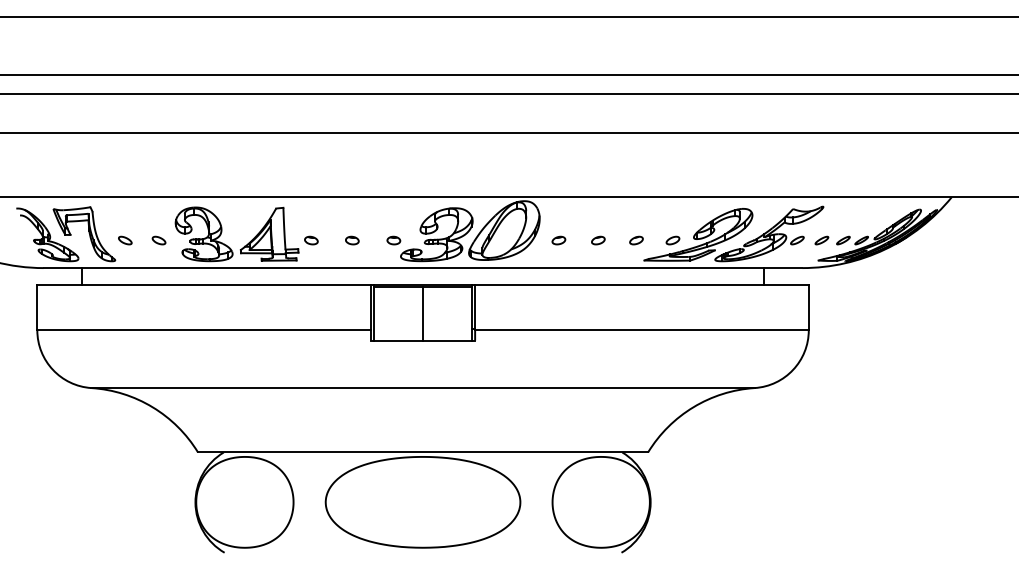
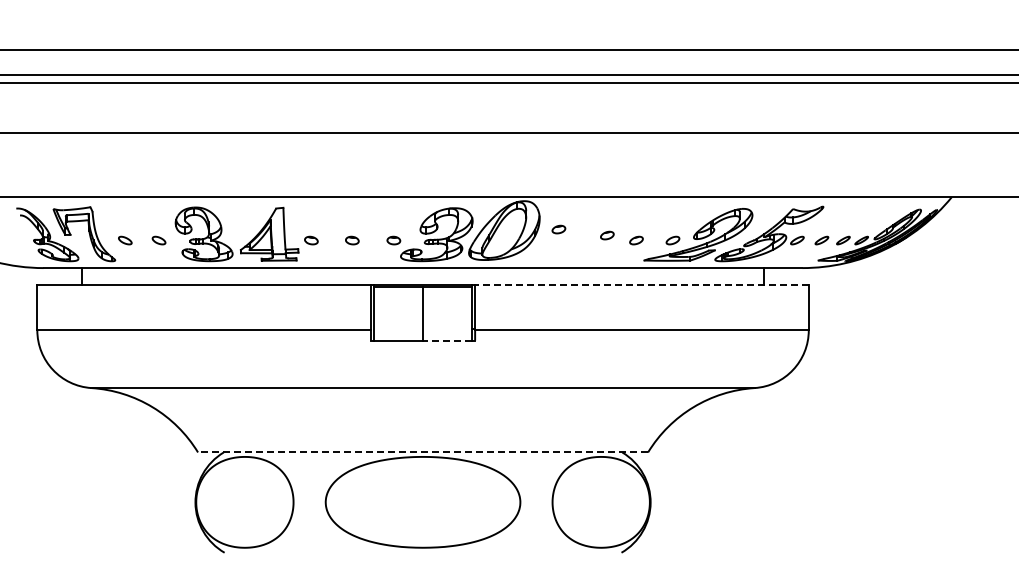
line position: (508, 17) -> (508, 50) (508, 50)
line position: (508, 94) -> (508, 83) (508, 83)
part position: (558, 240) -> (558, 229) (558, 229)
part position: (598, 240) -> (607, 235) (607, 235)
line: solid -> dashed (641, 285)
line: solid -> dashed (447, 340)
line: solid -> dashed (422, 452)
